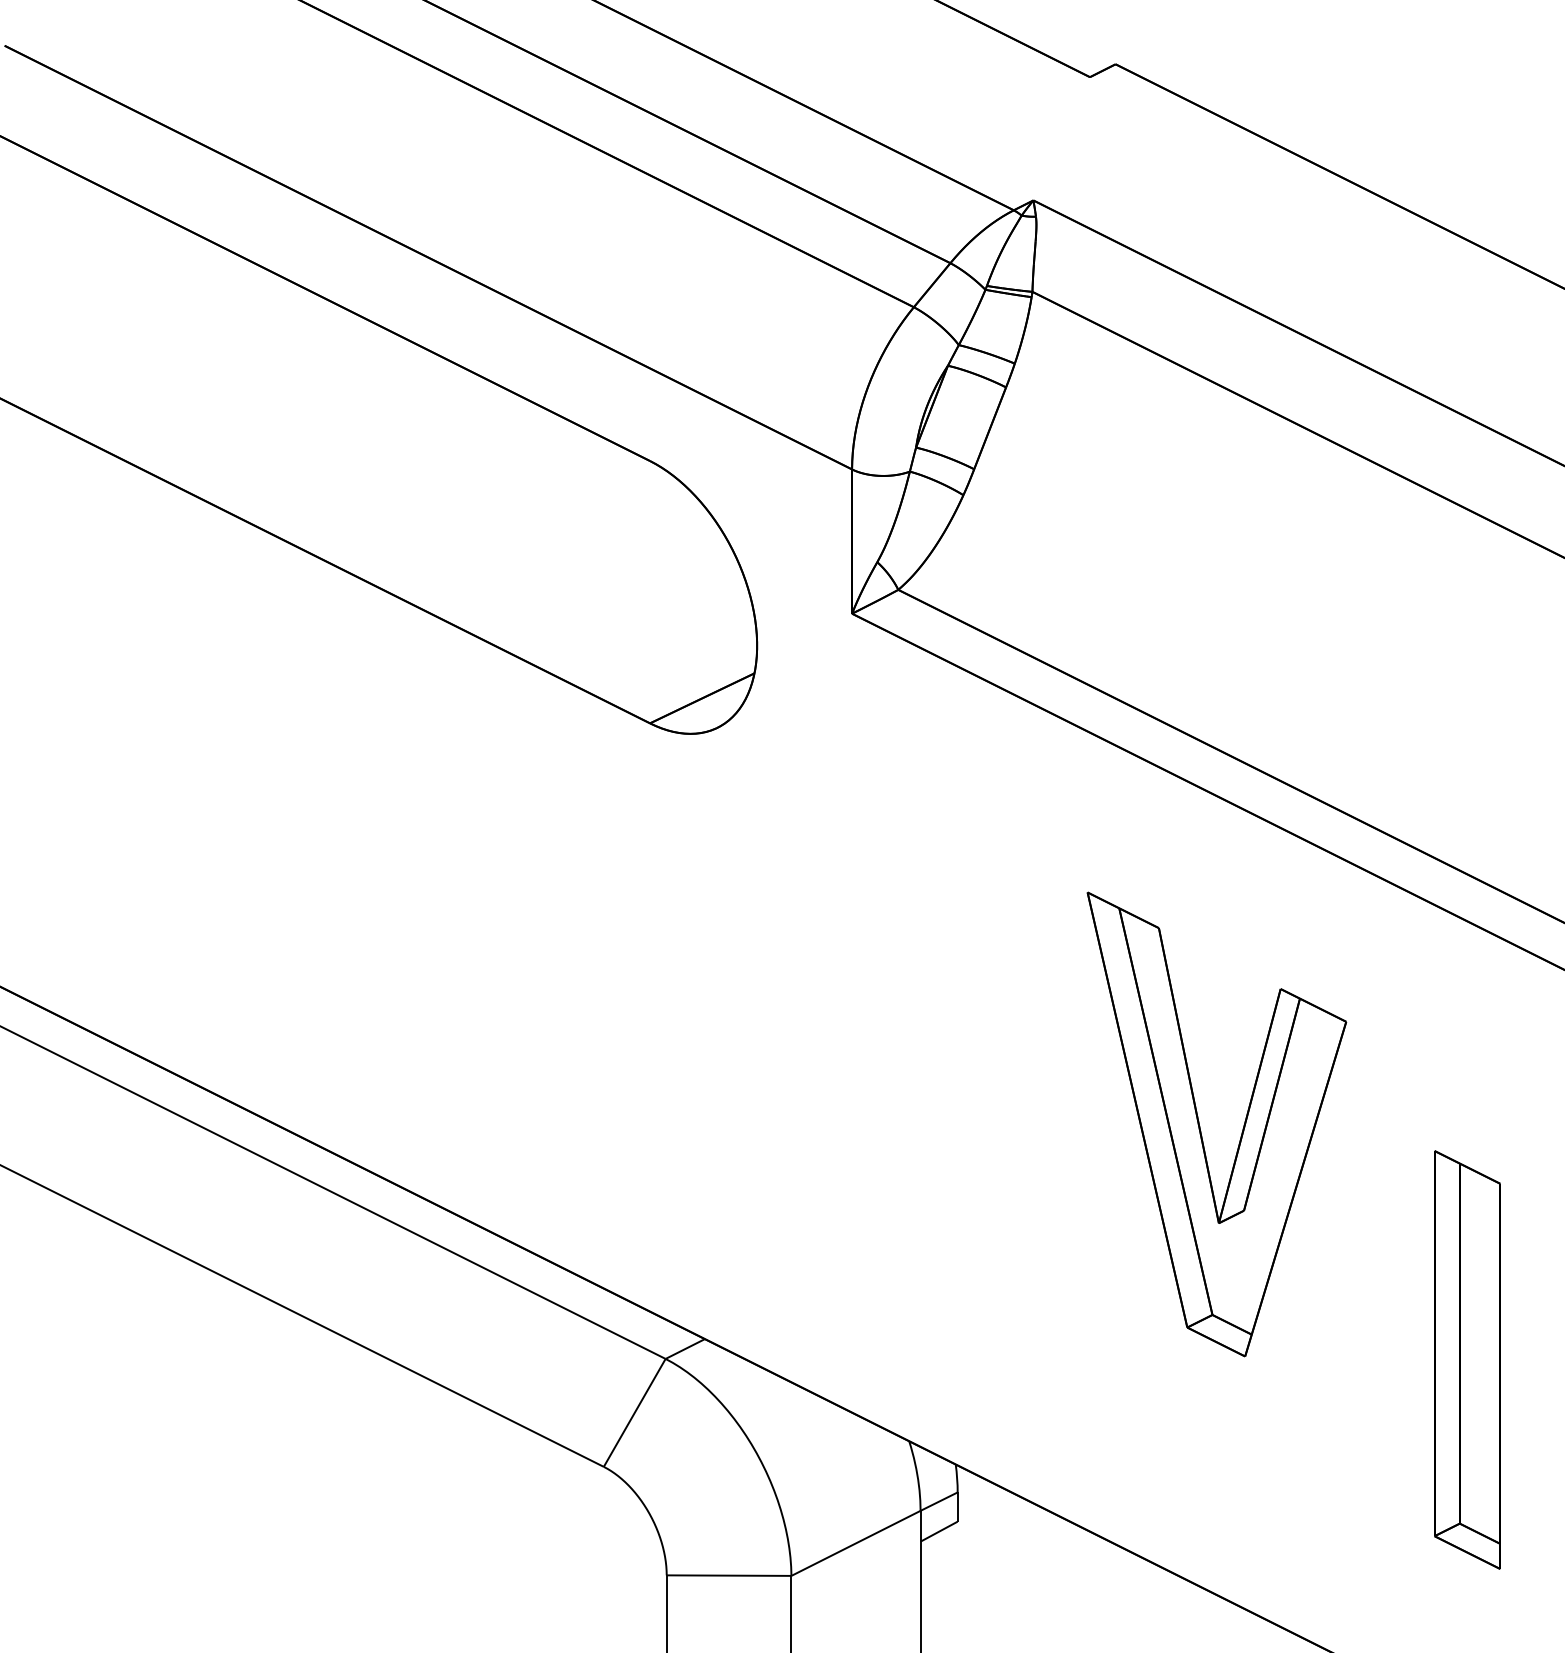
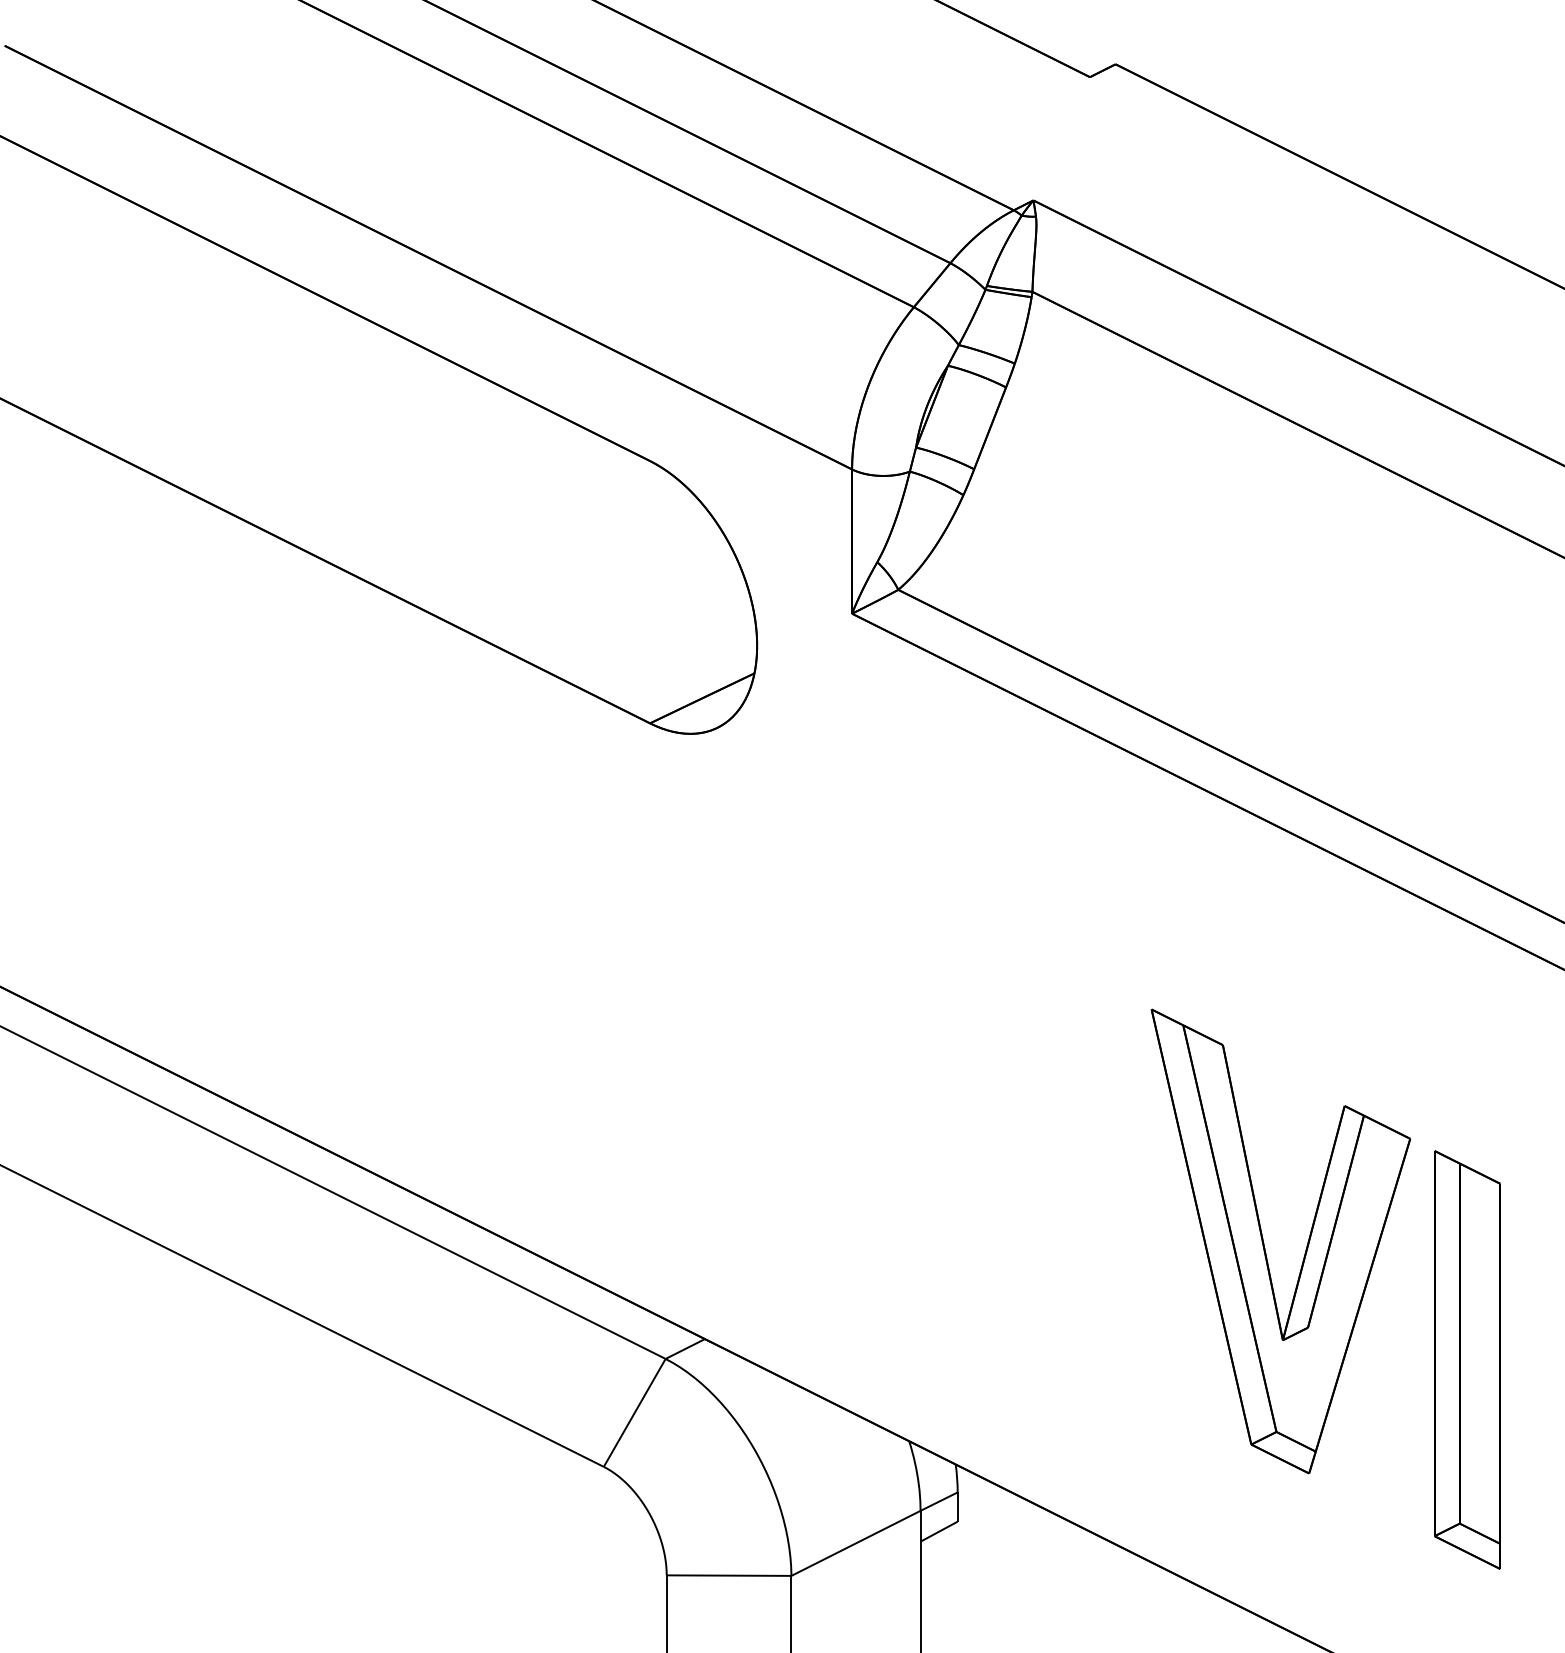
part position: (1200, 1126) -> (1264, 1243) (1264, 1243)
